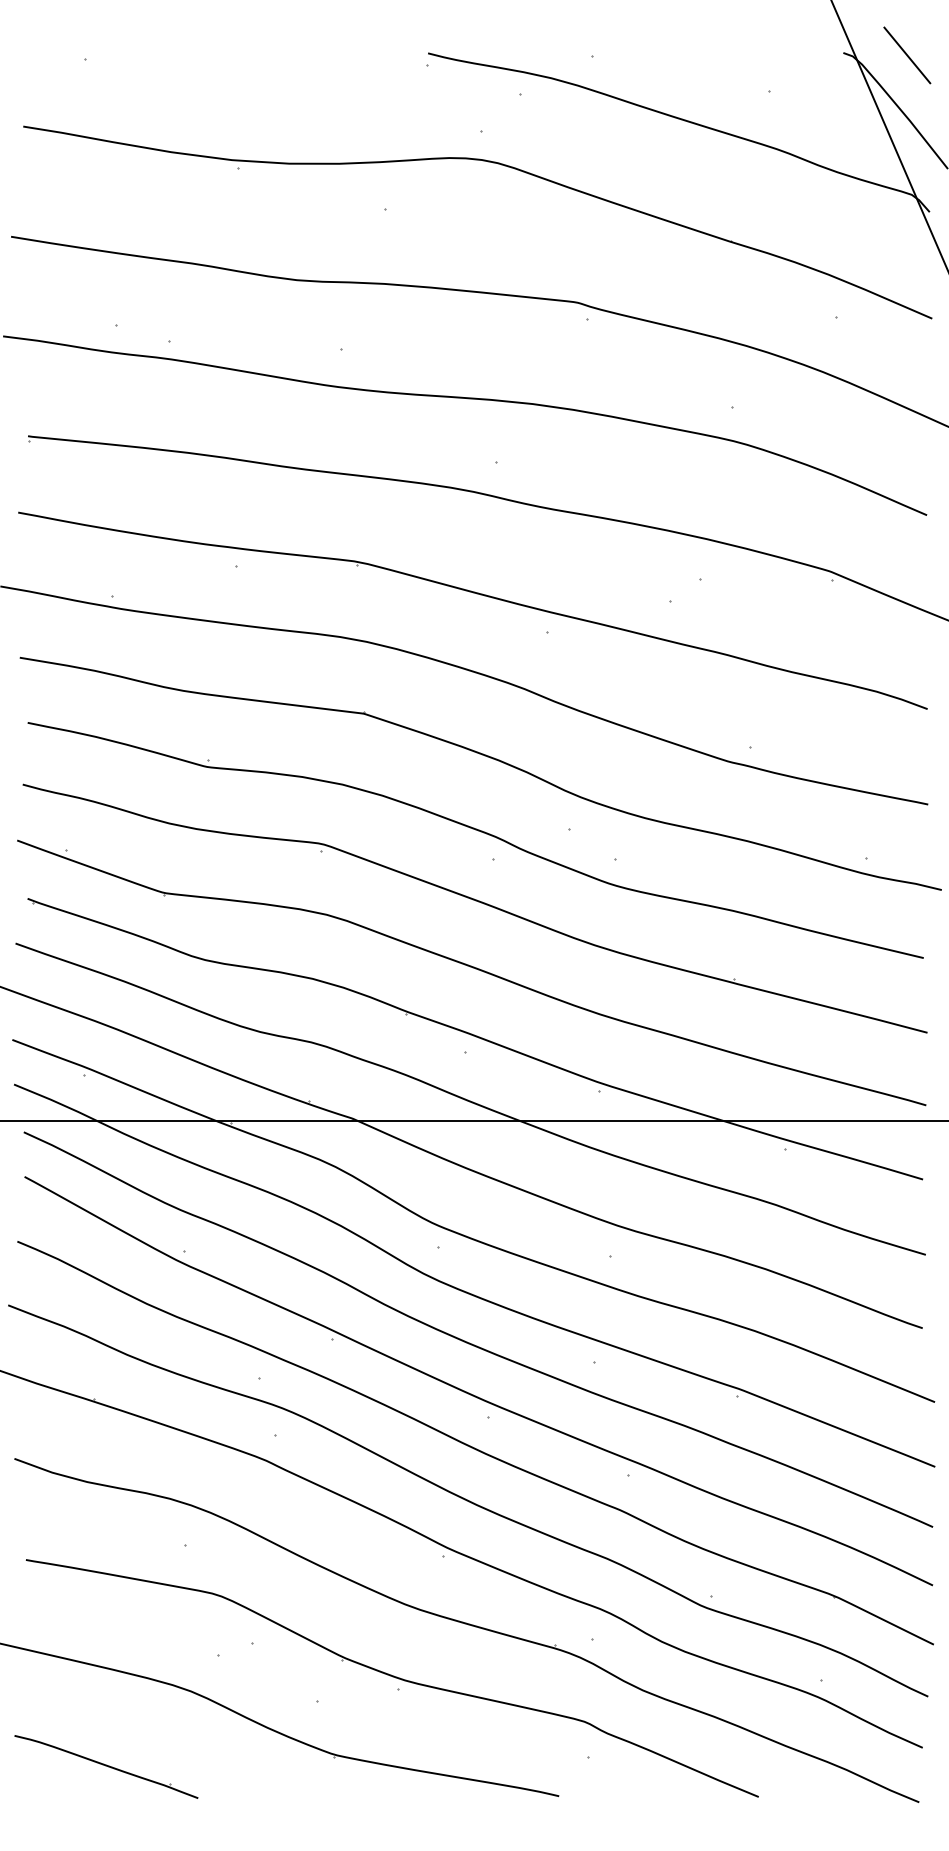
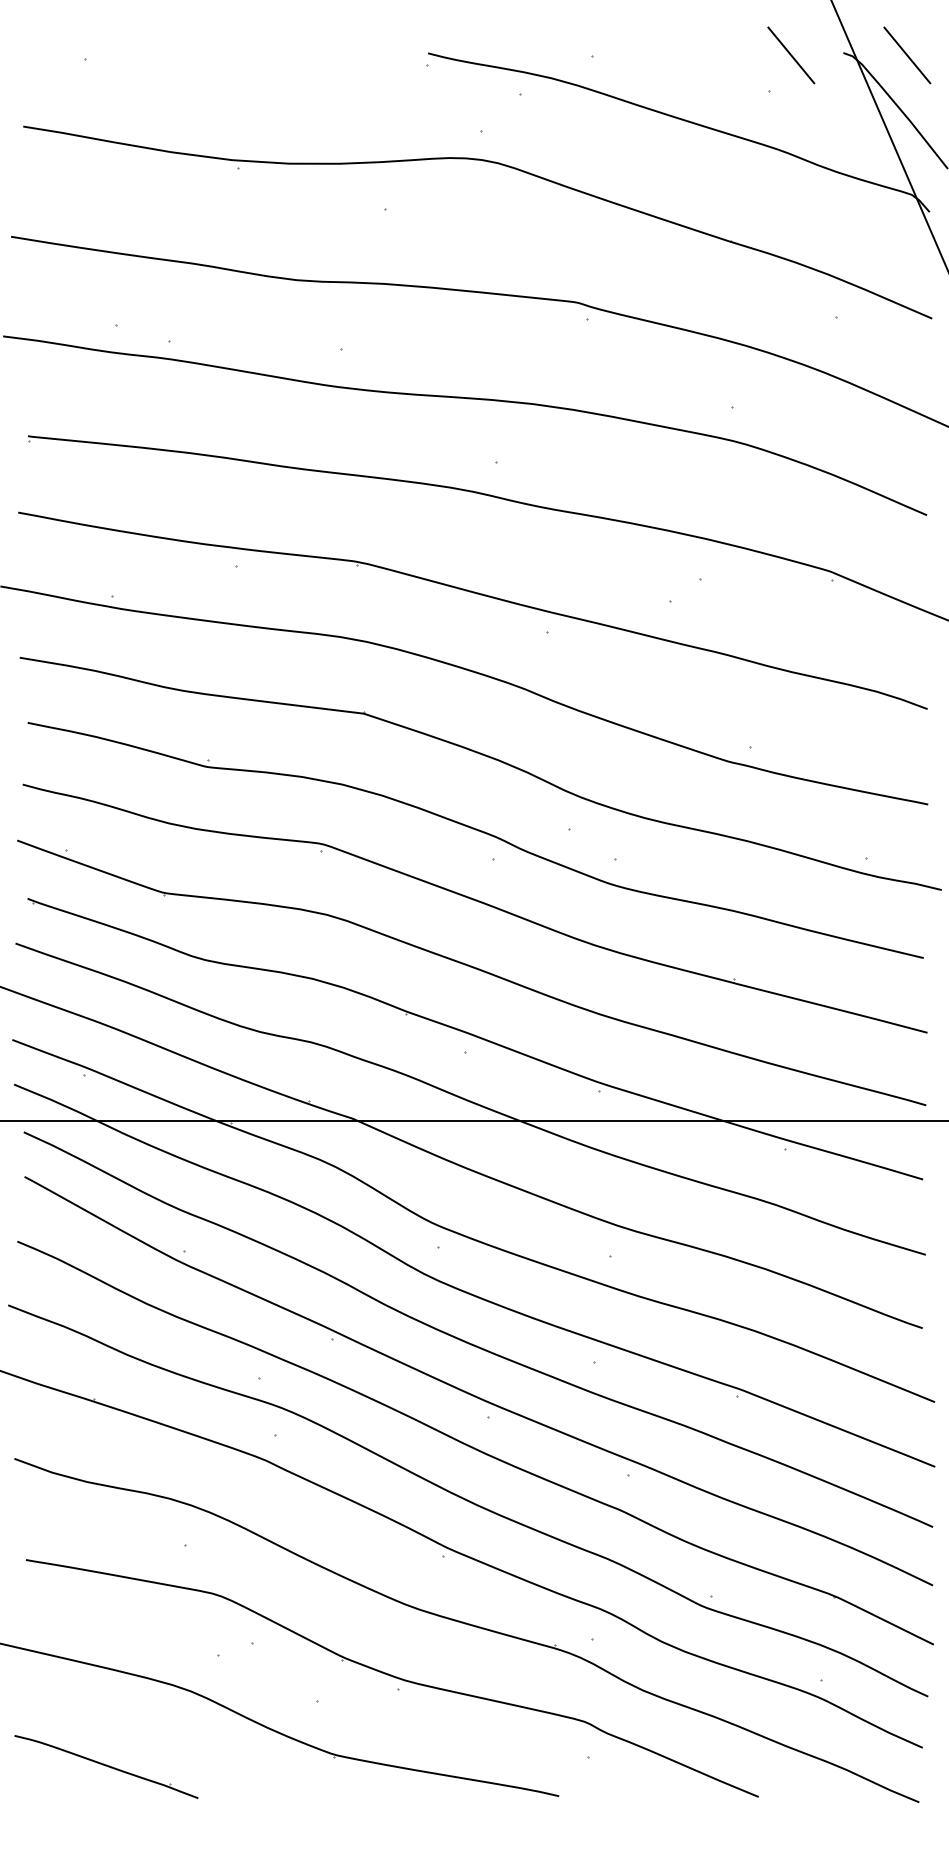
line: none -> present (791, 55)
